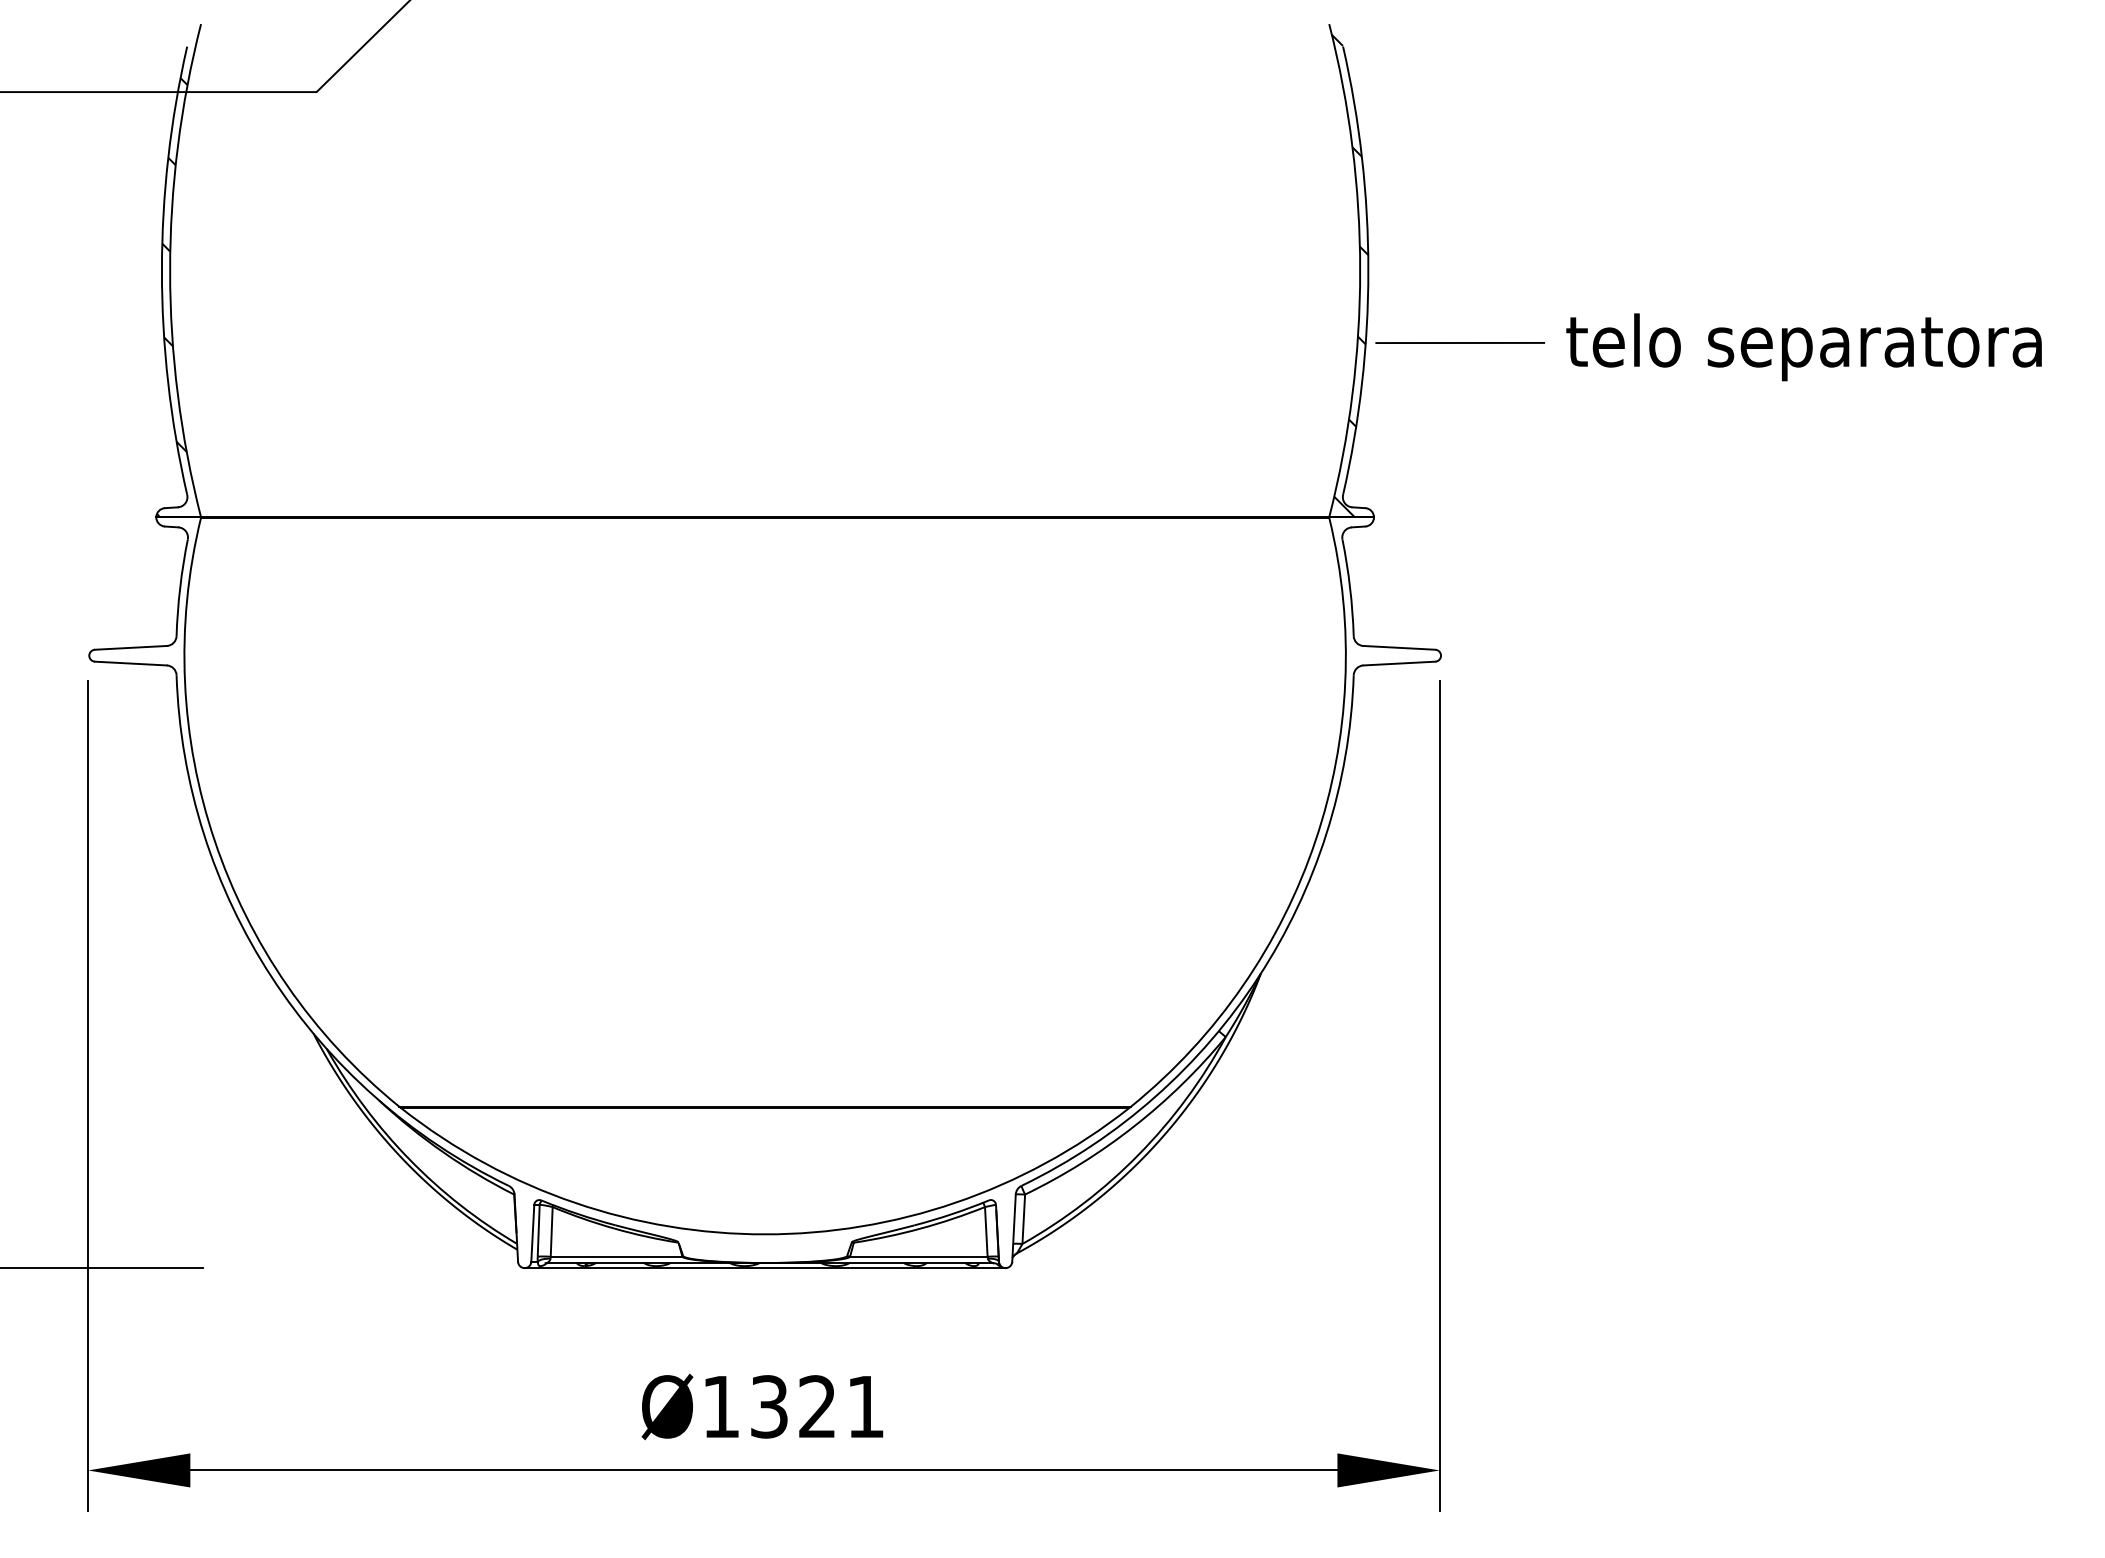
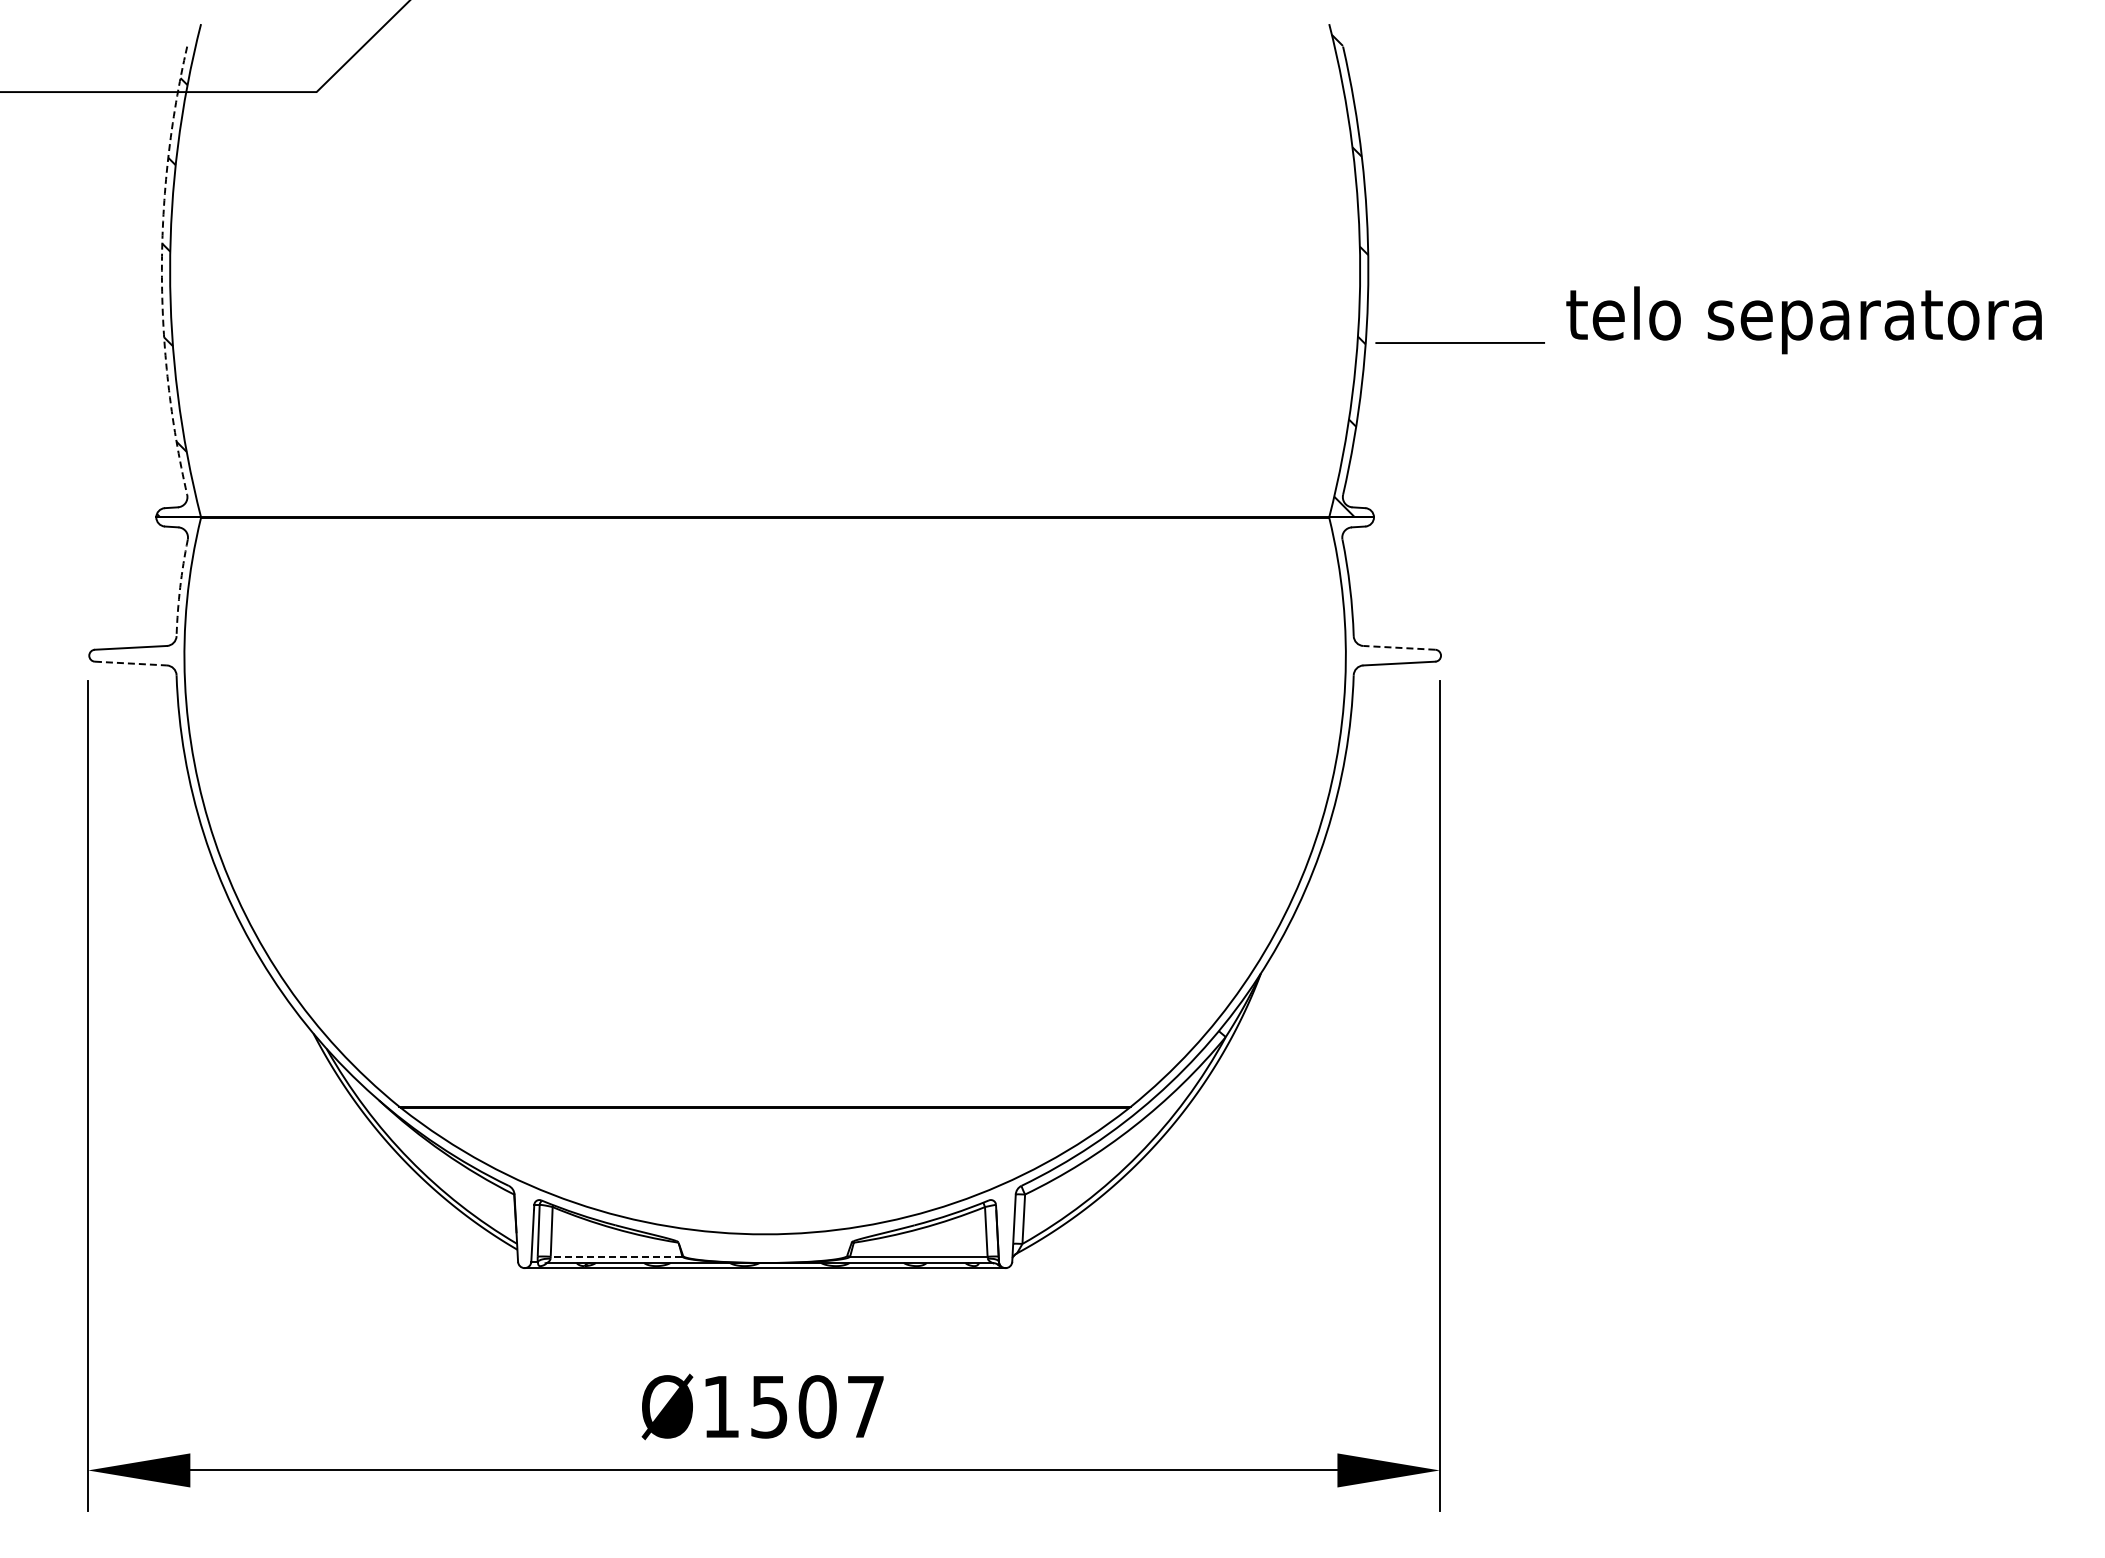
arc: solid -> dashed (161, 270)
text position: (1803, 347) -> (1803, 320) (1803, 320)
arc: solid -> dashed (180, 587)
line: solid -> dashed (1398, 647)
line: solid -> dashed (131, 663)
line: solid -> dashed (616, 1256)
line: present -> none (102, 1268)
text: Ø1321 -> Ø1507 (817, 1406)
